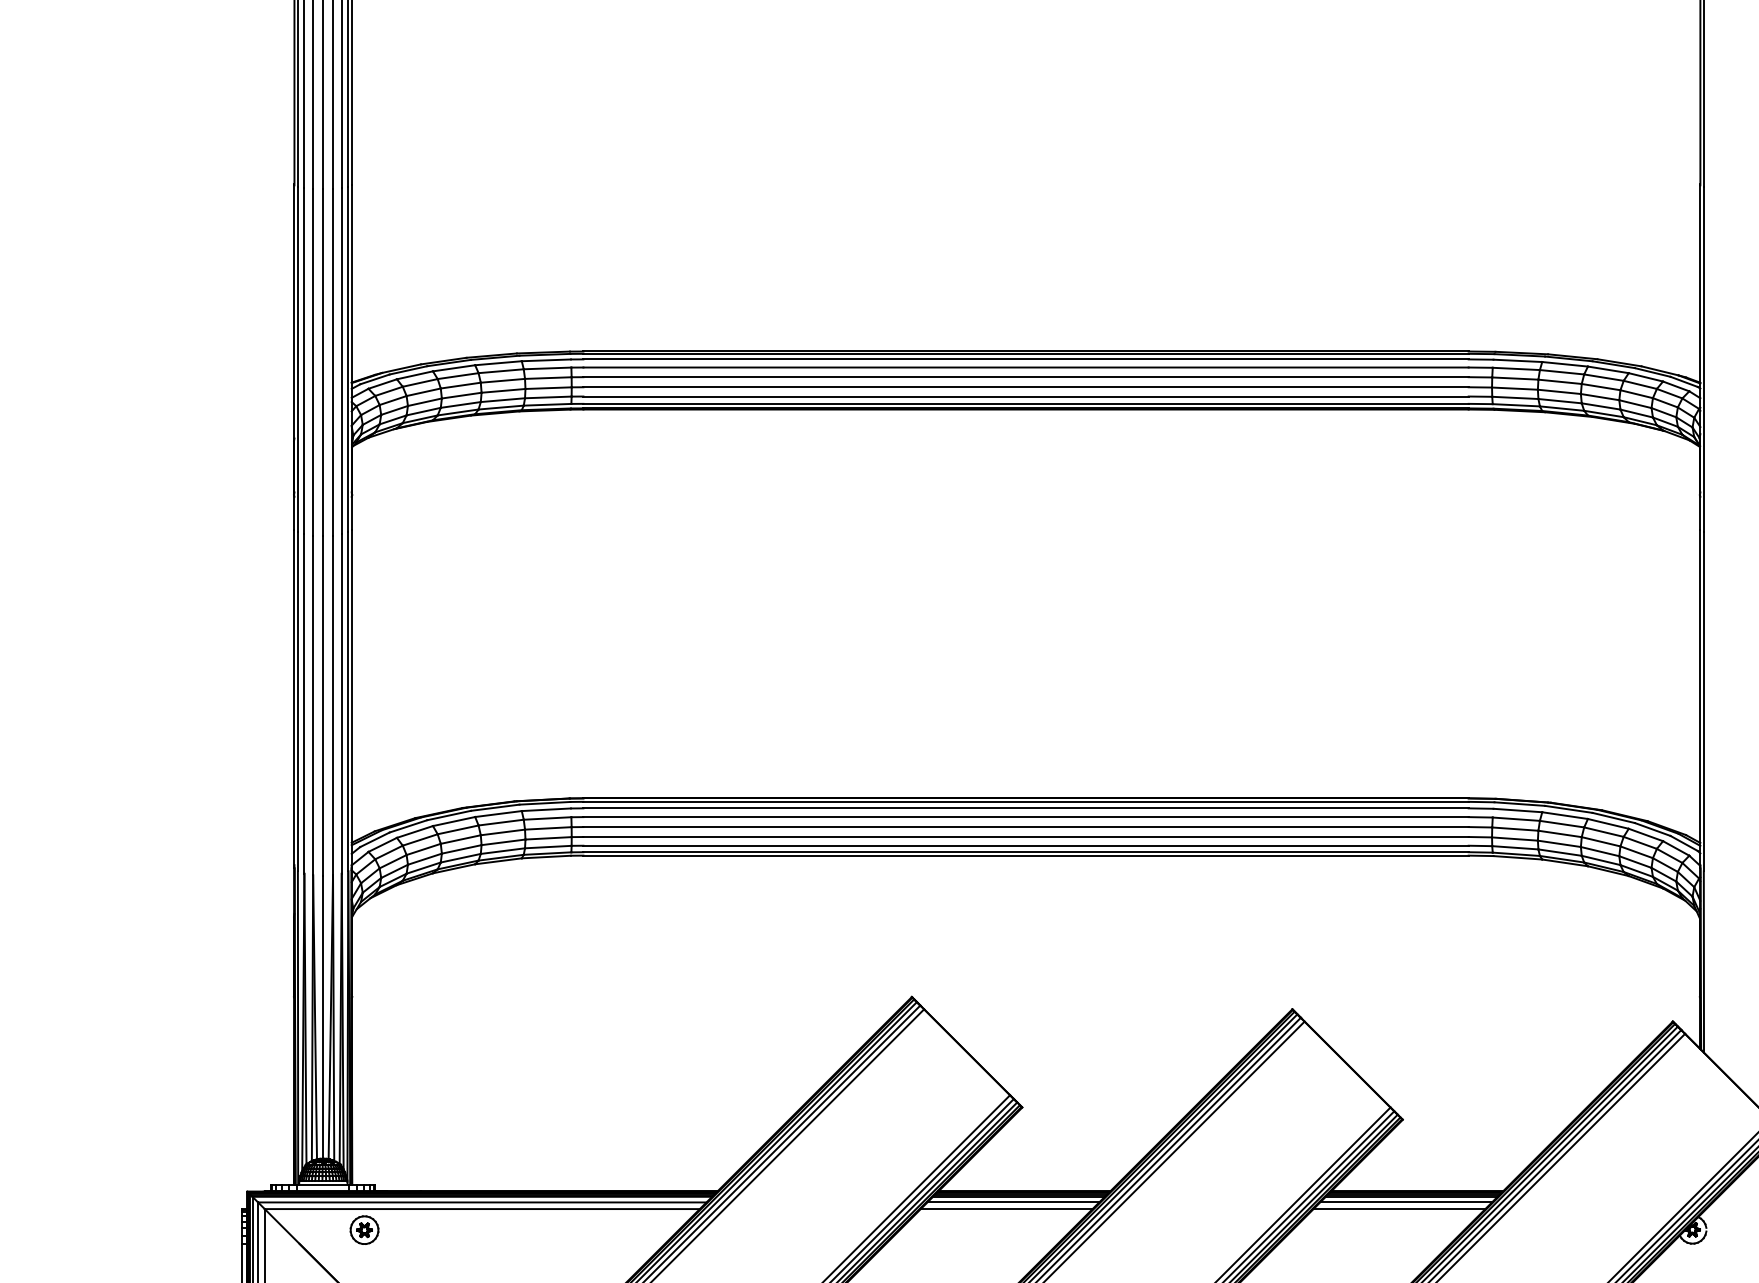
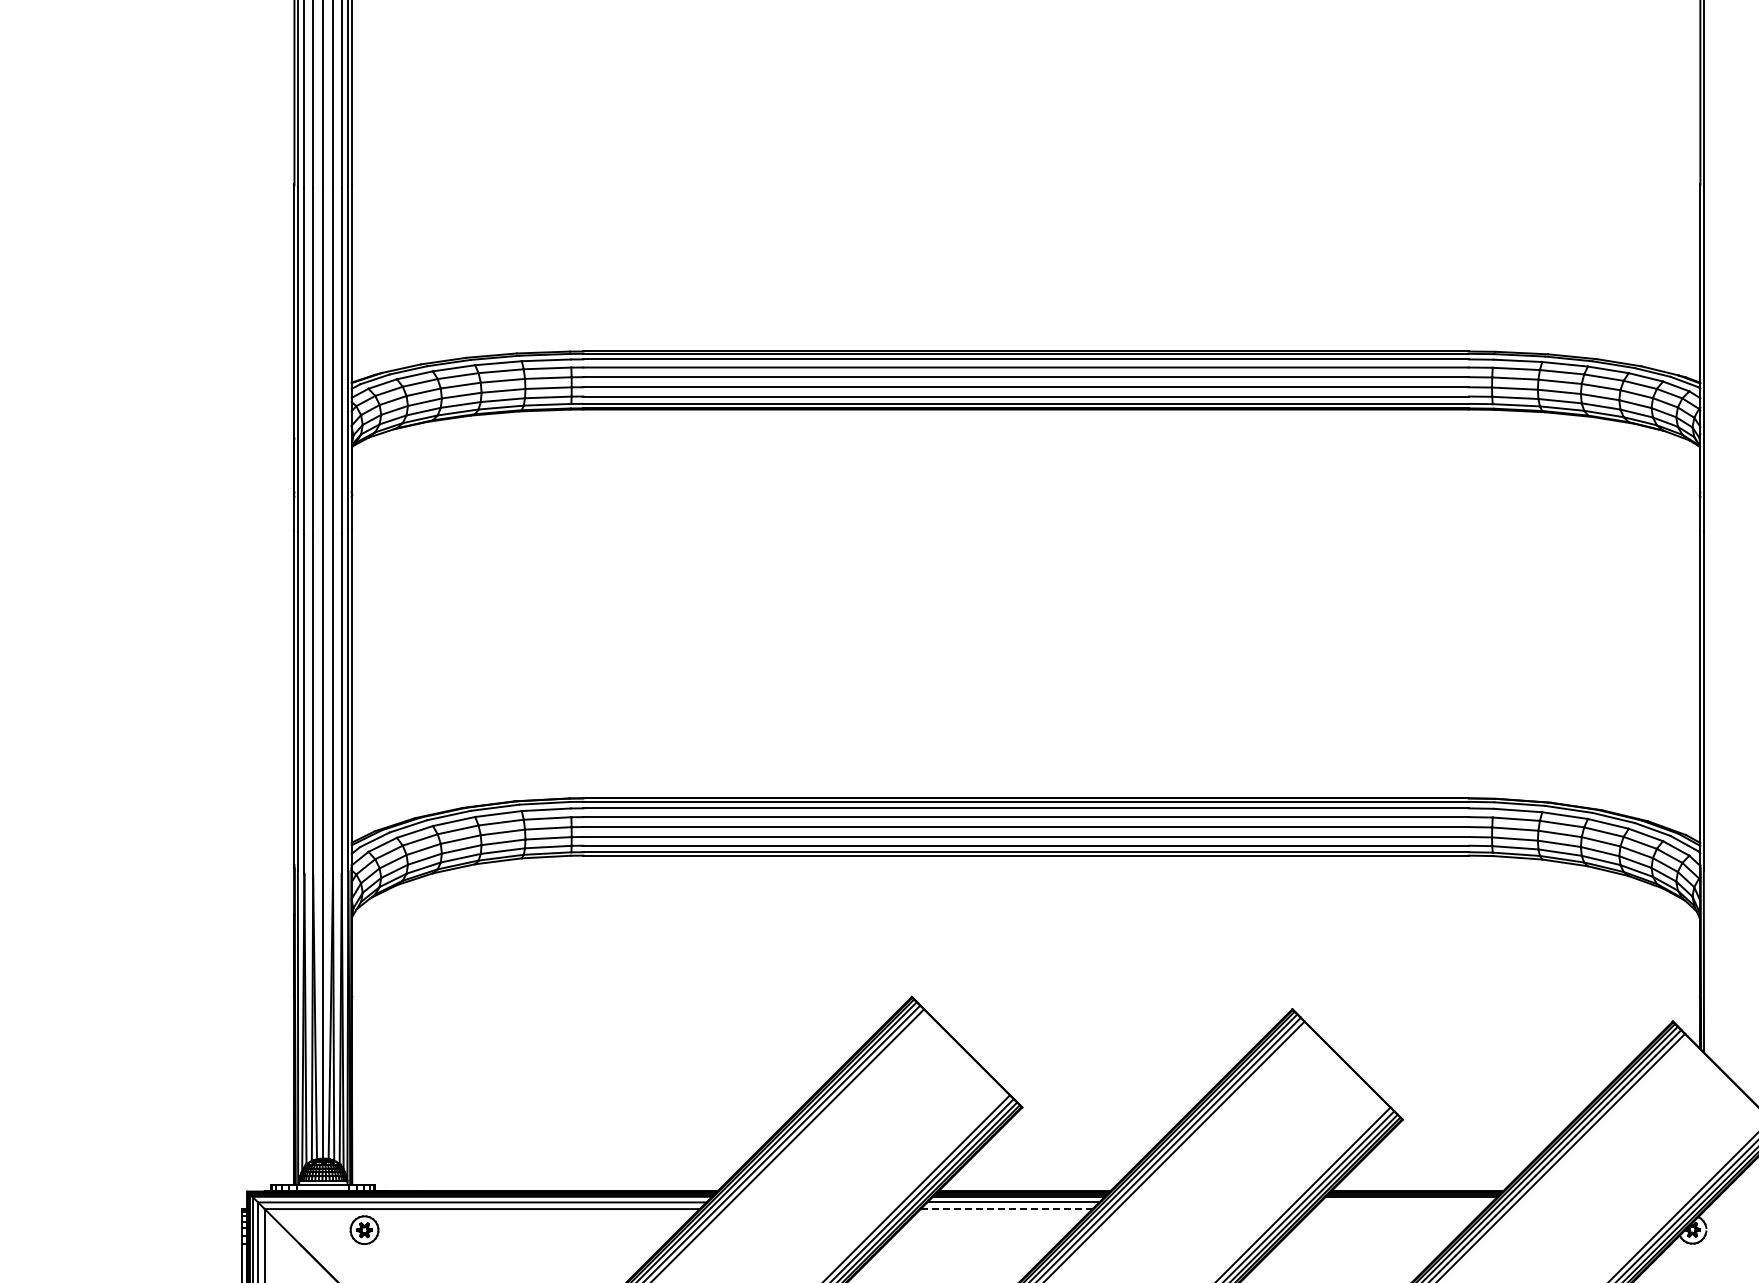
line: present -> none (1406, 1202)
line: solid -> dashed (1006, 1209)
line: present -> none (1399, 1209)
